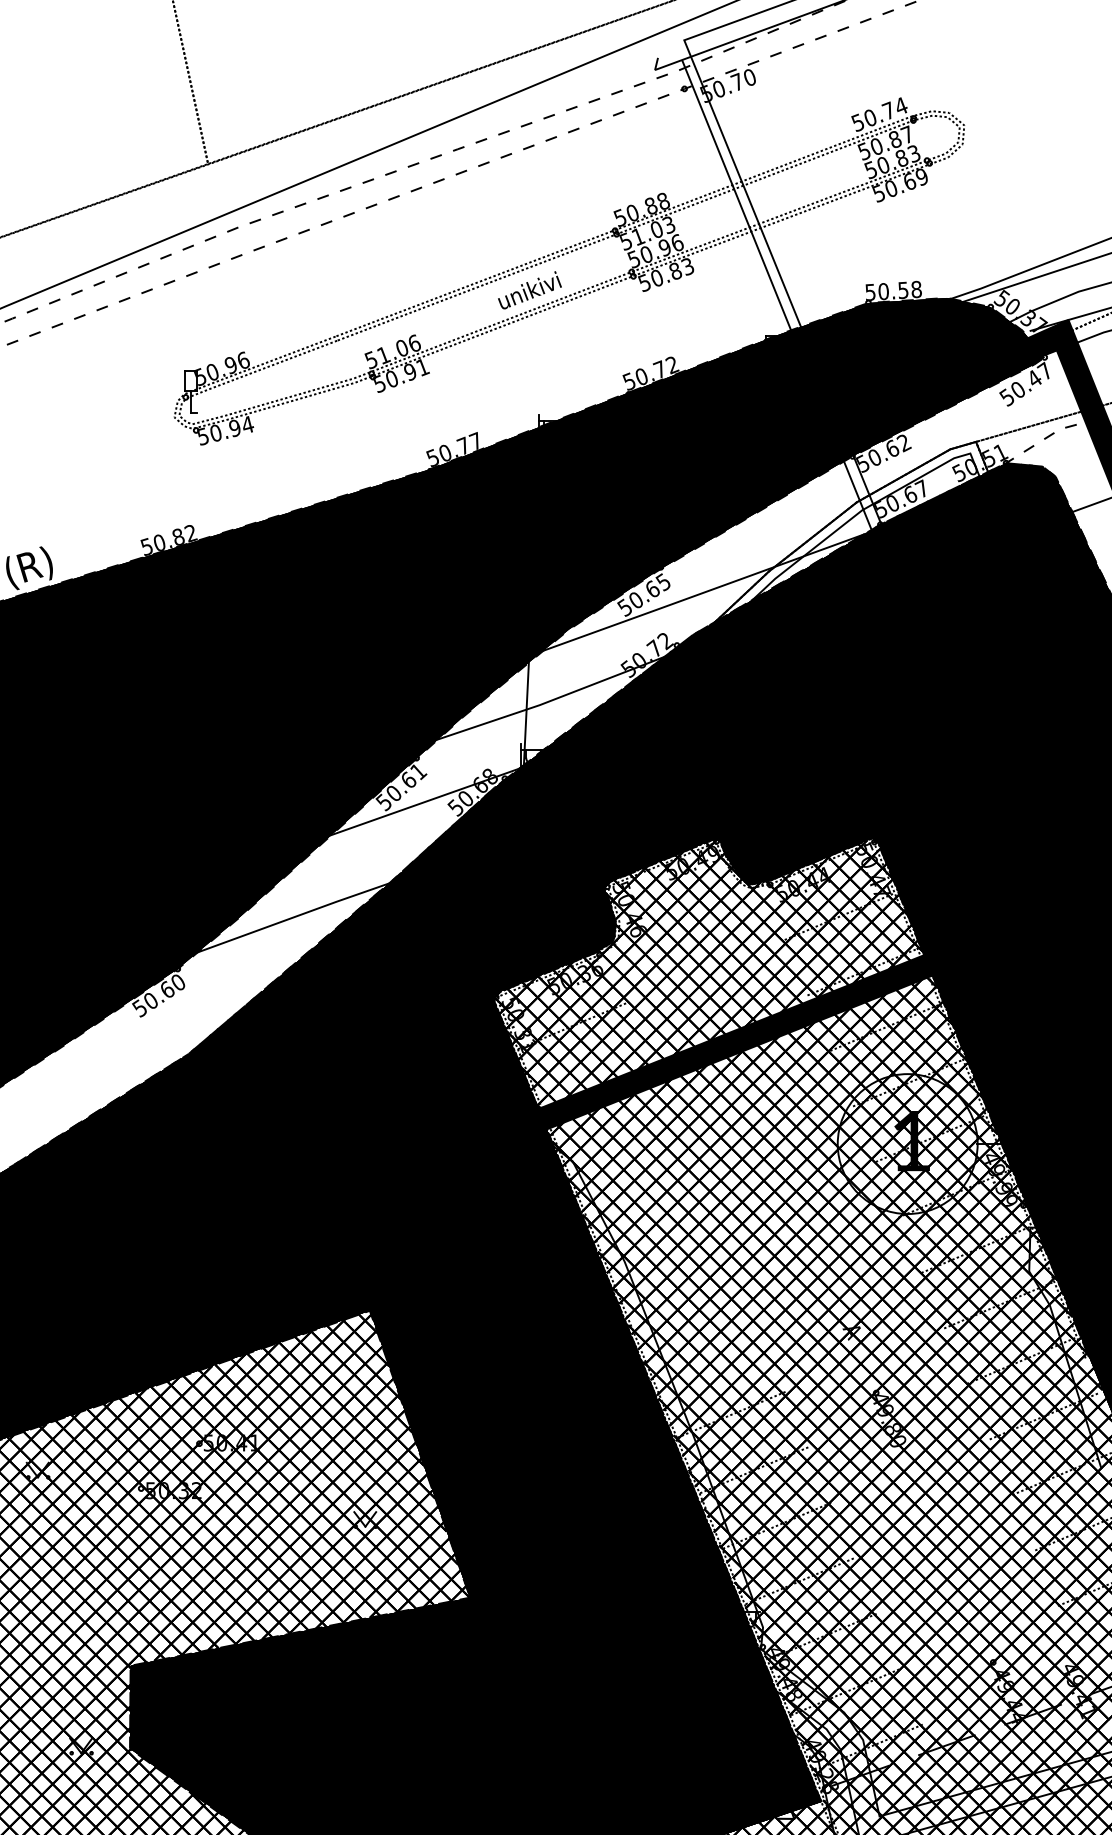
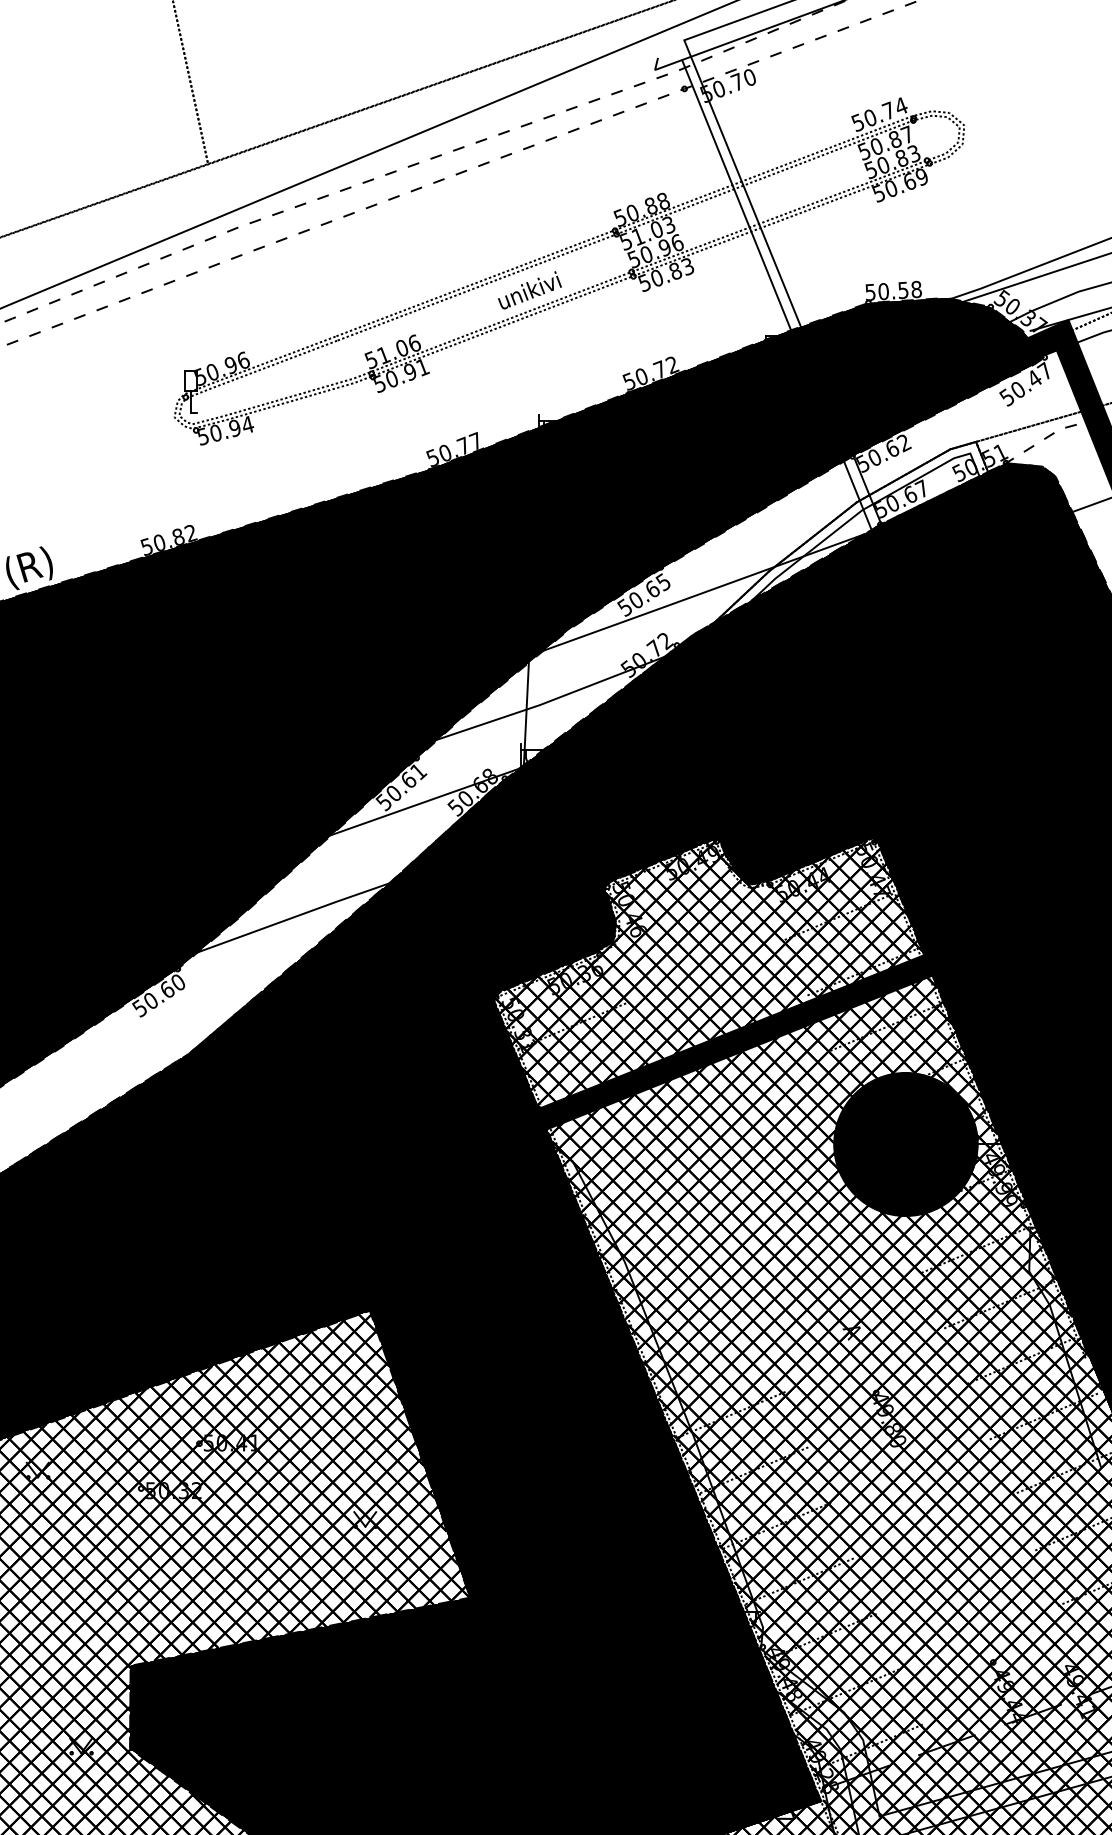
fill: none -> present (905, 1143)
